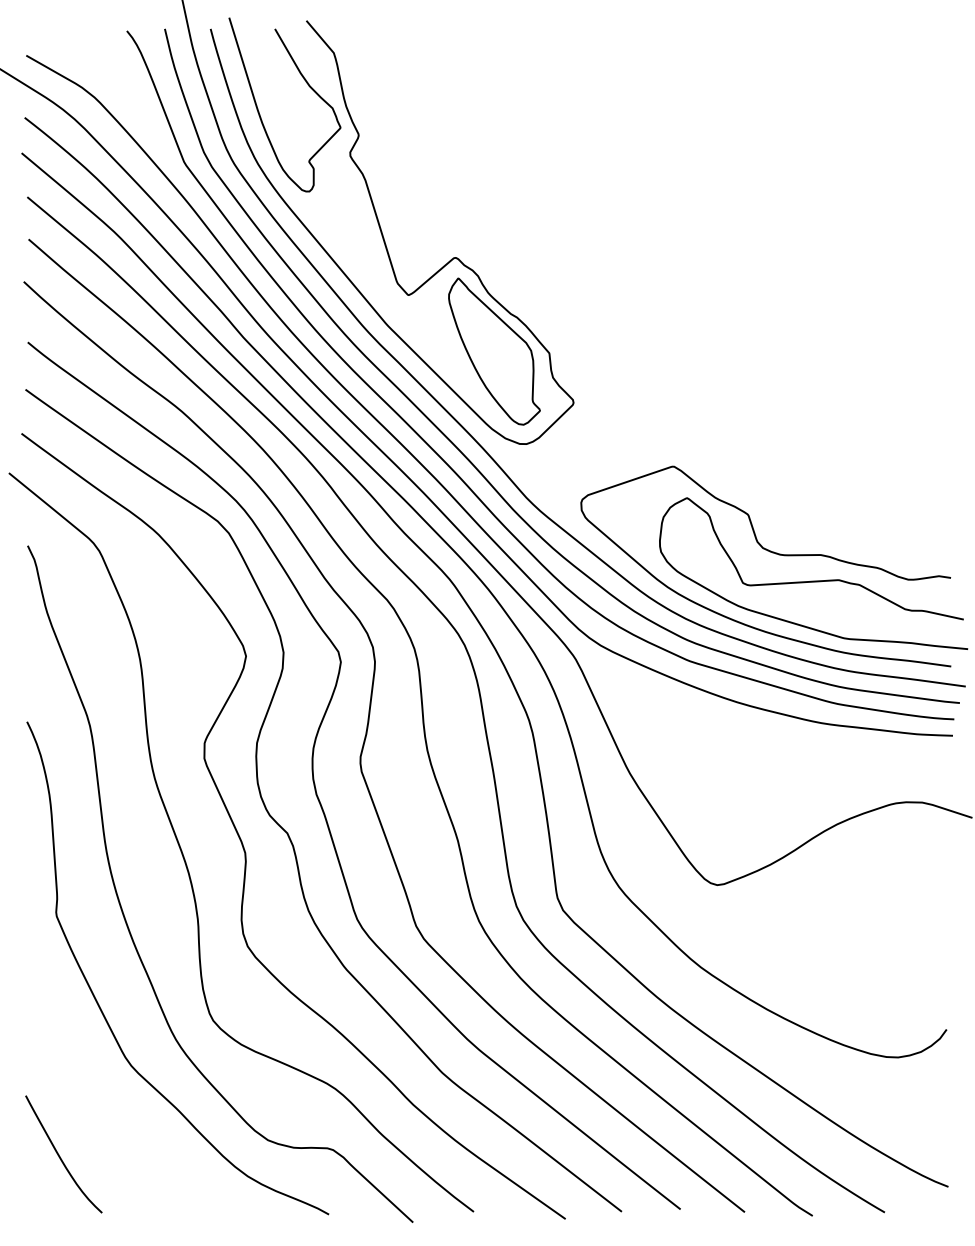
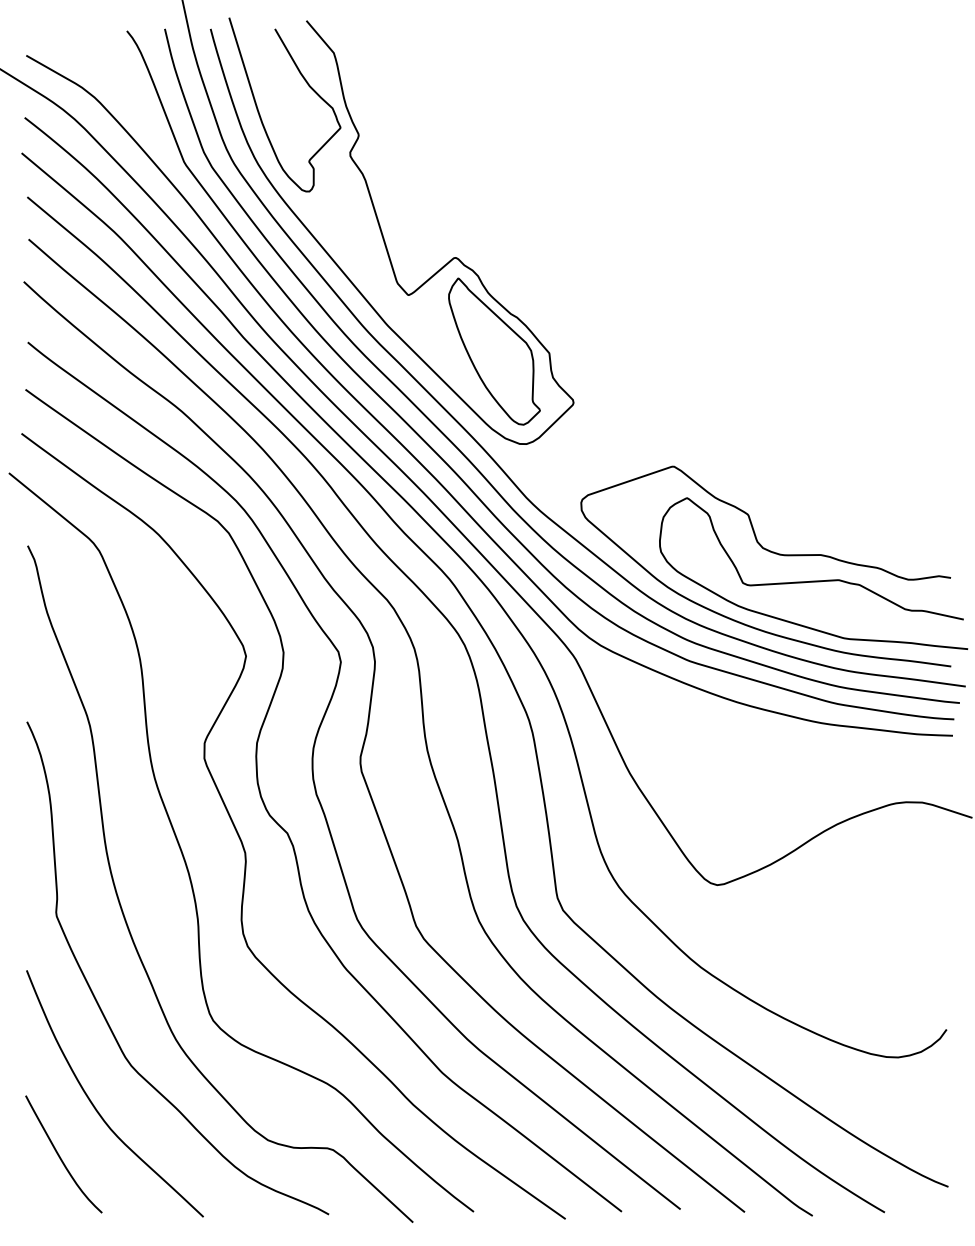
curve: none -> present (95, 1106)
